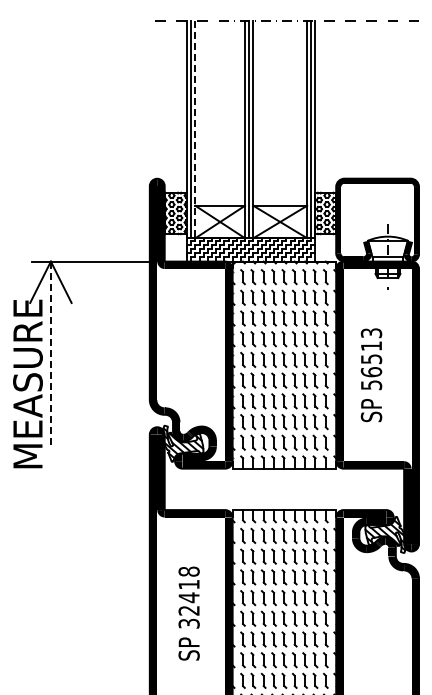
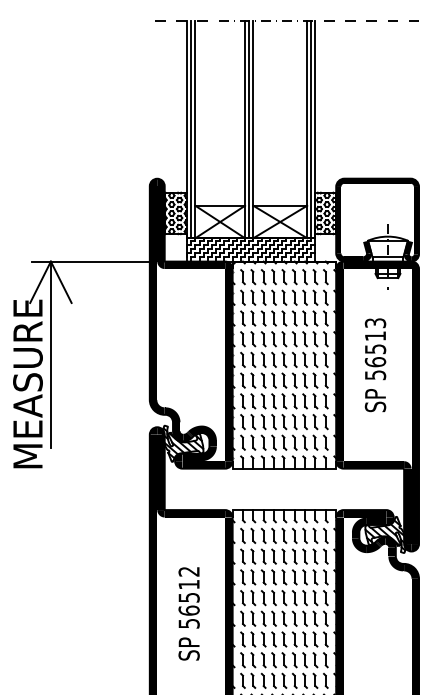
line: dashed -> solid (195, 129)
line: dashed -> solid (50, 355)
text position: (371, 375) -> (375, 365) (375, 365)
text: 32418 -> 56512 (188, 597)
